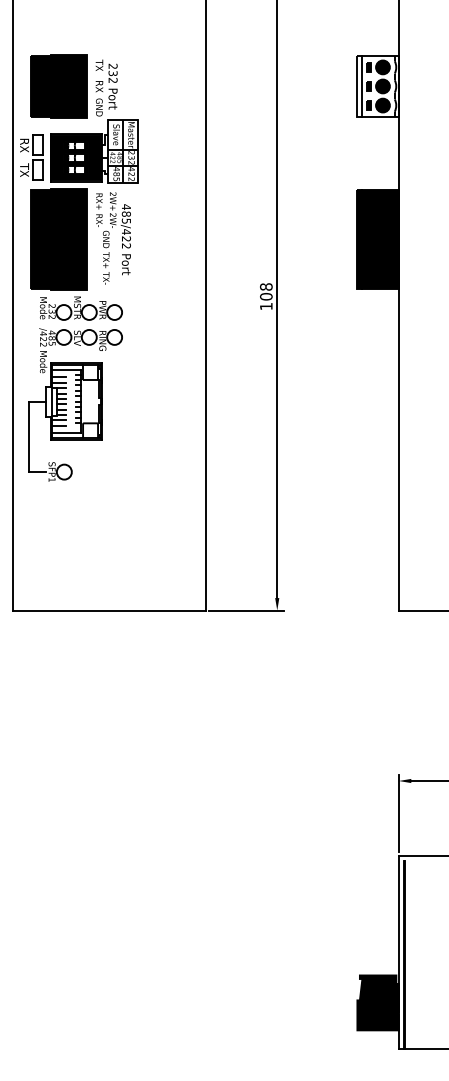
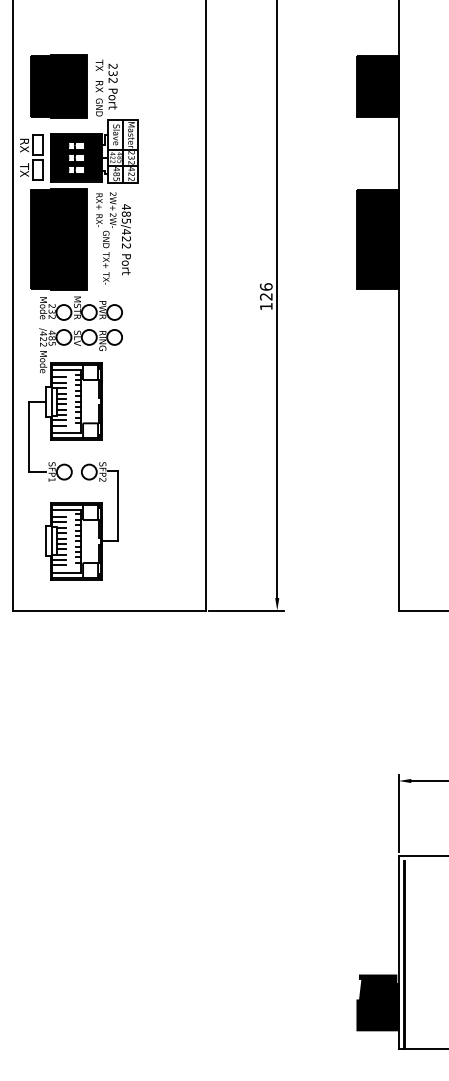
fill: none -> present (377, 86)
text: 108 -> 126 (266, 291)
part: none -> present (81, 521)
